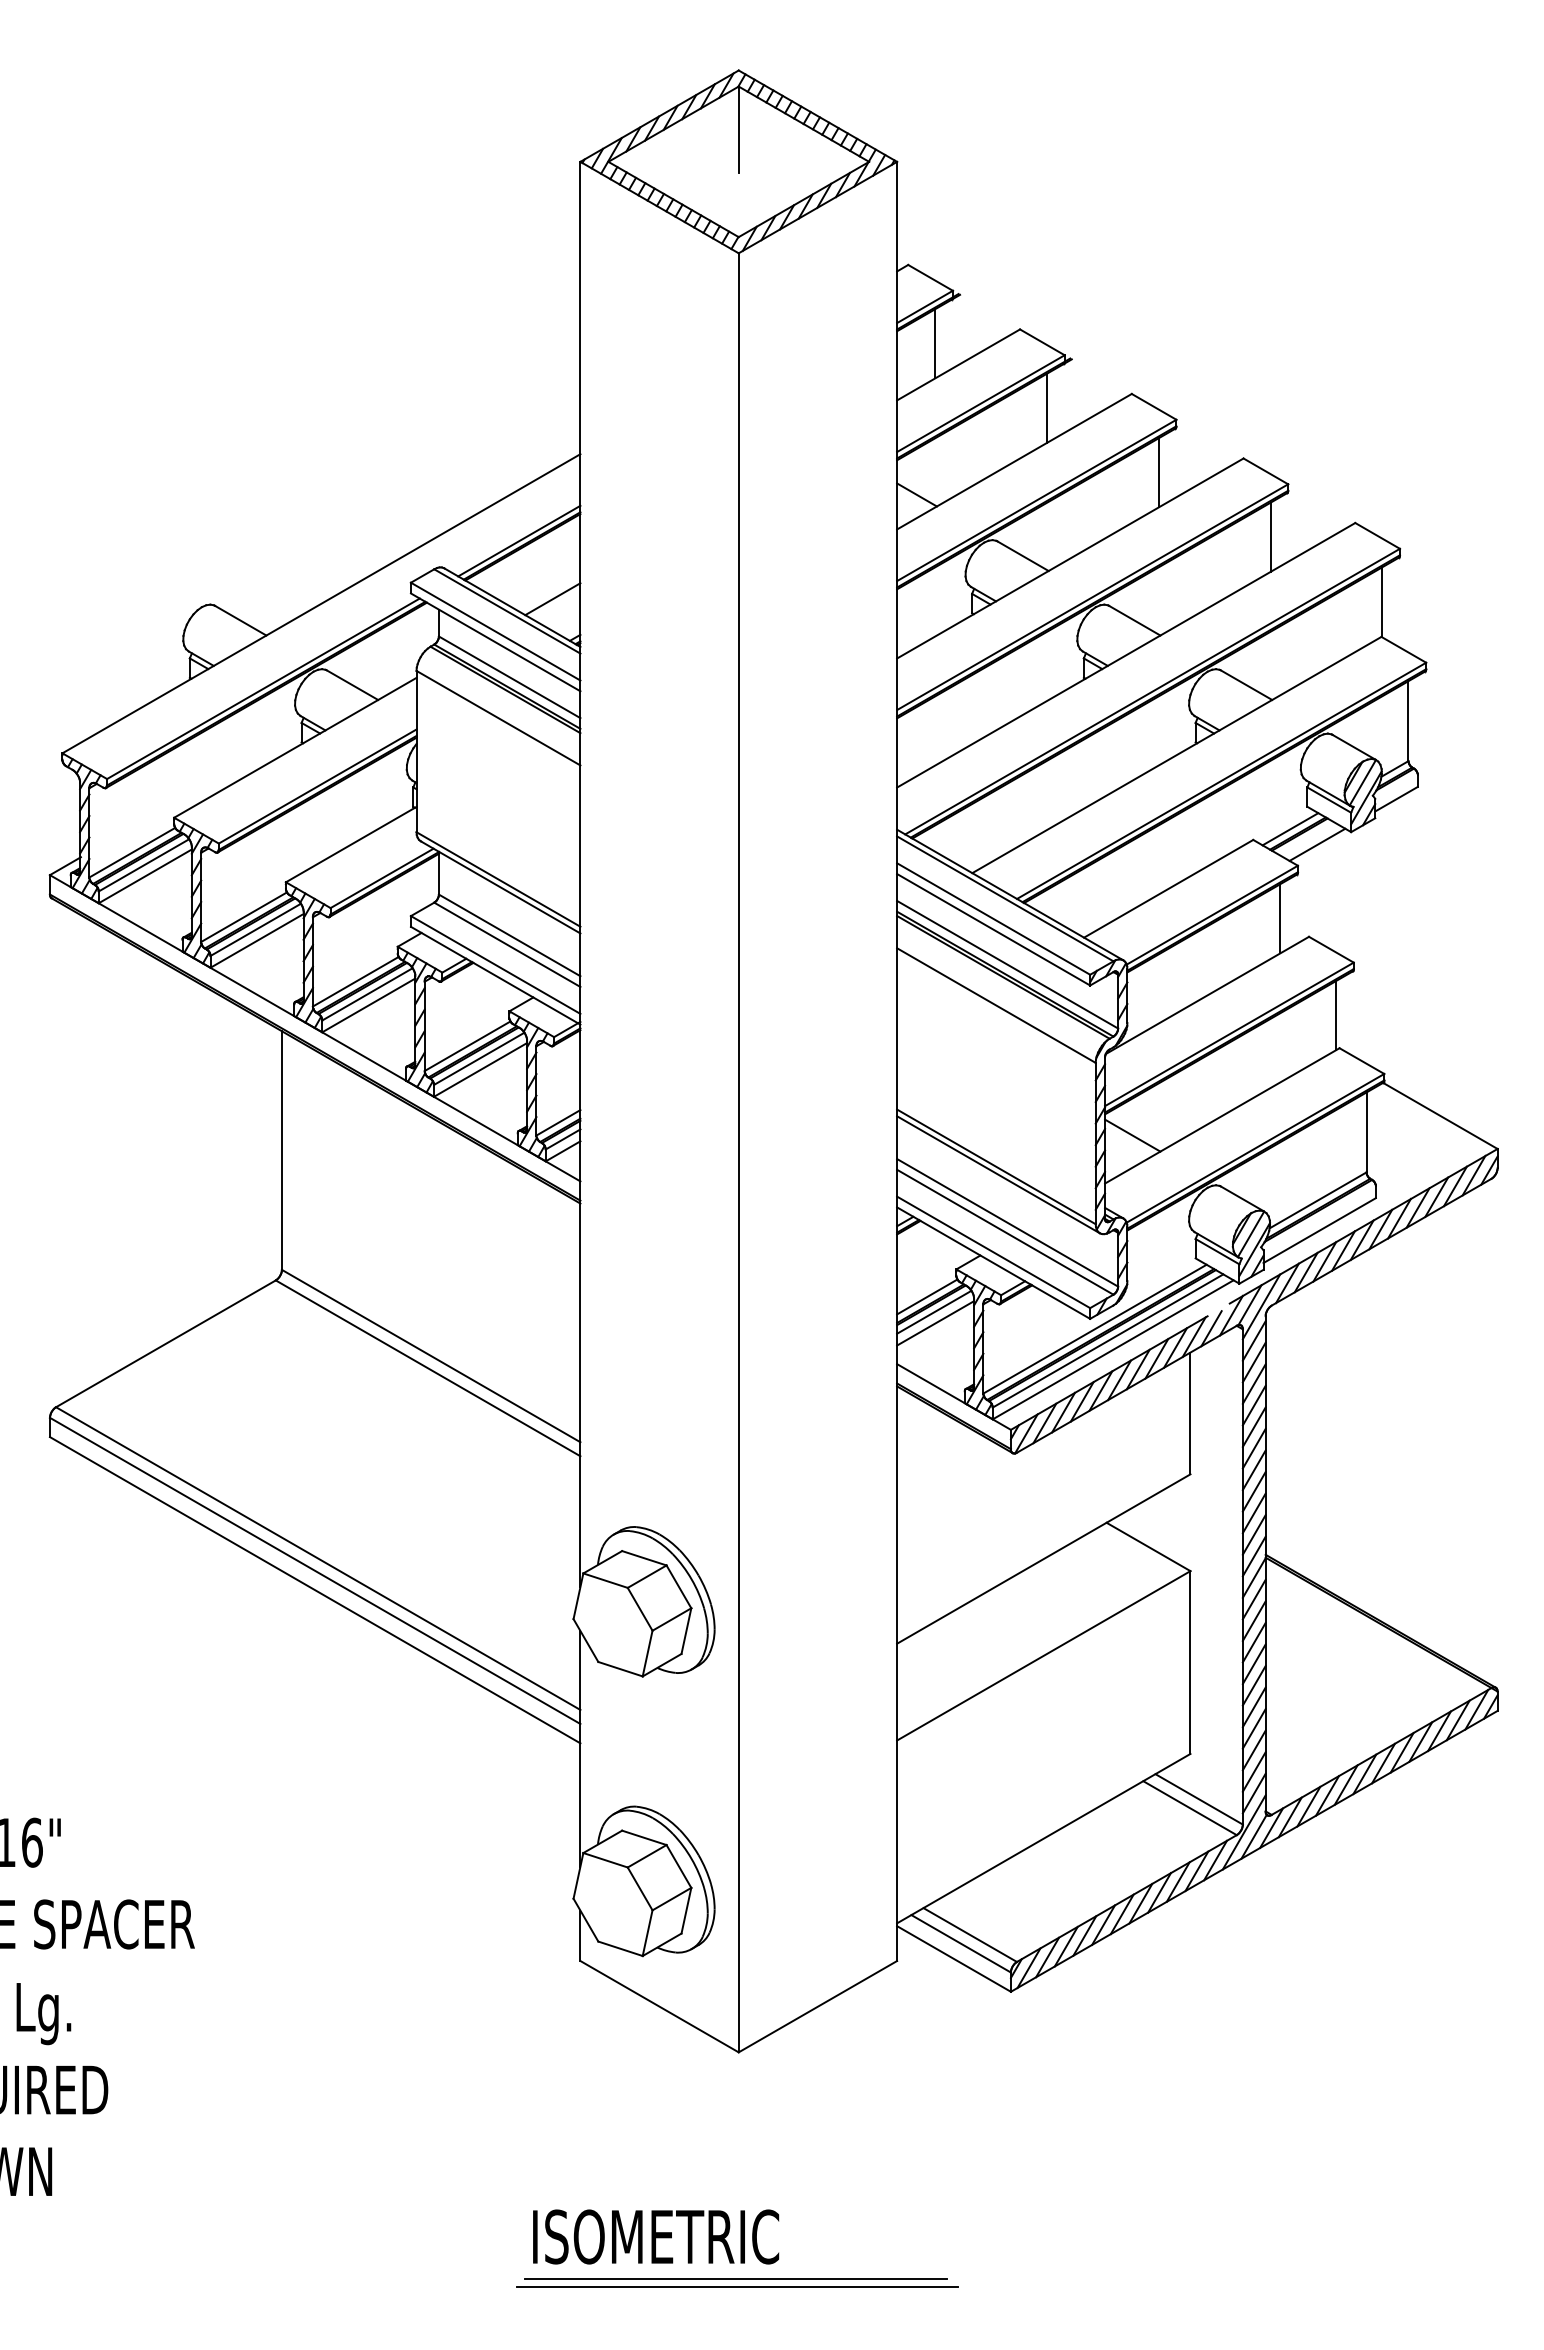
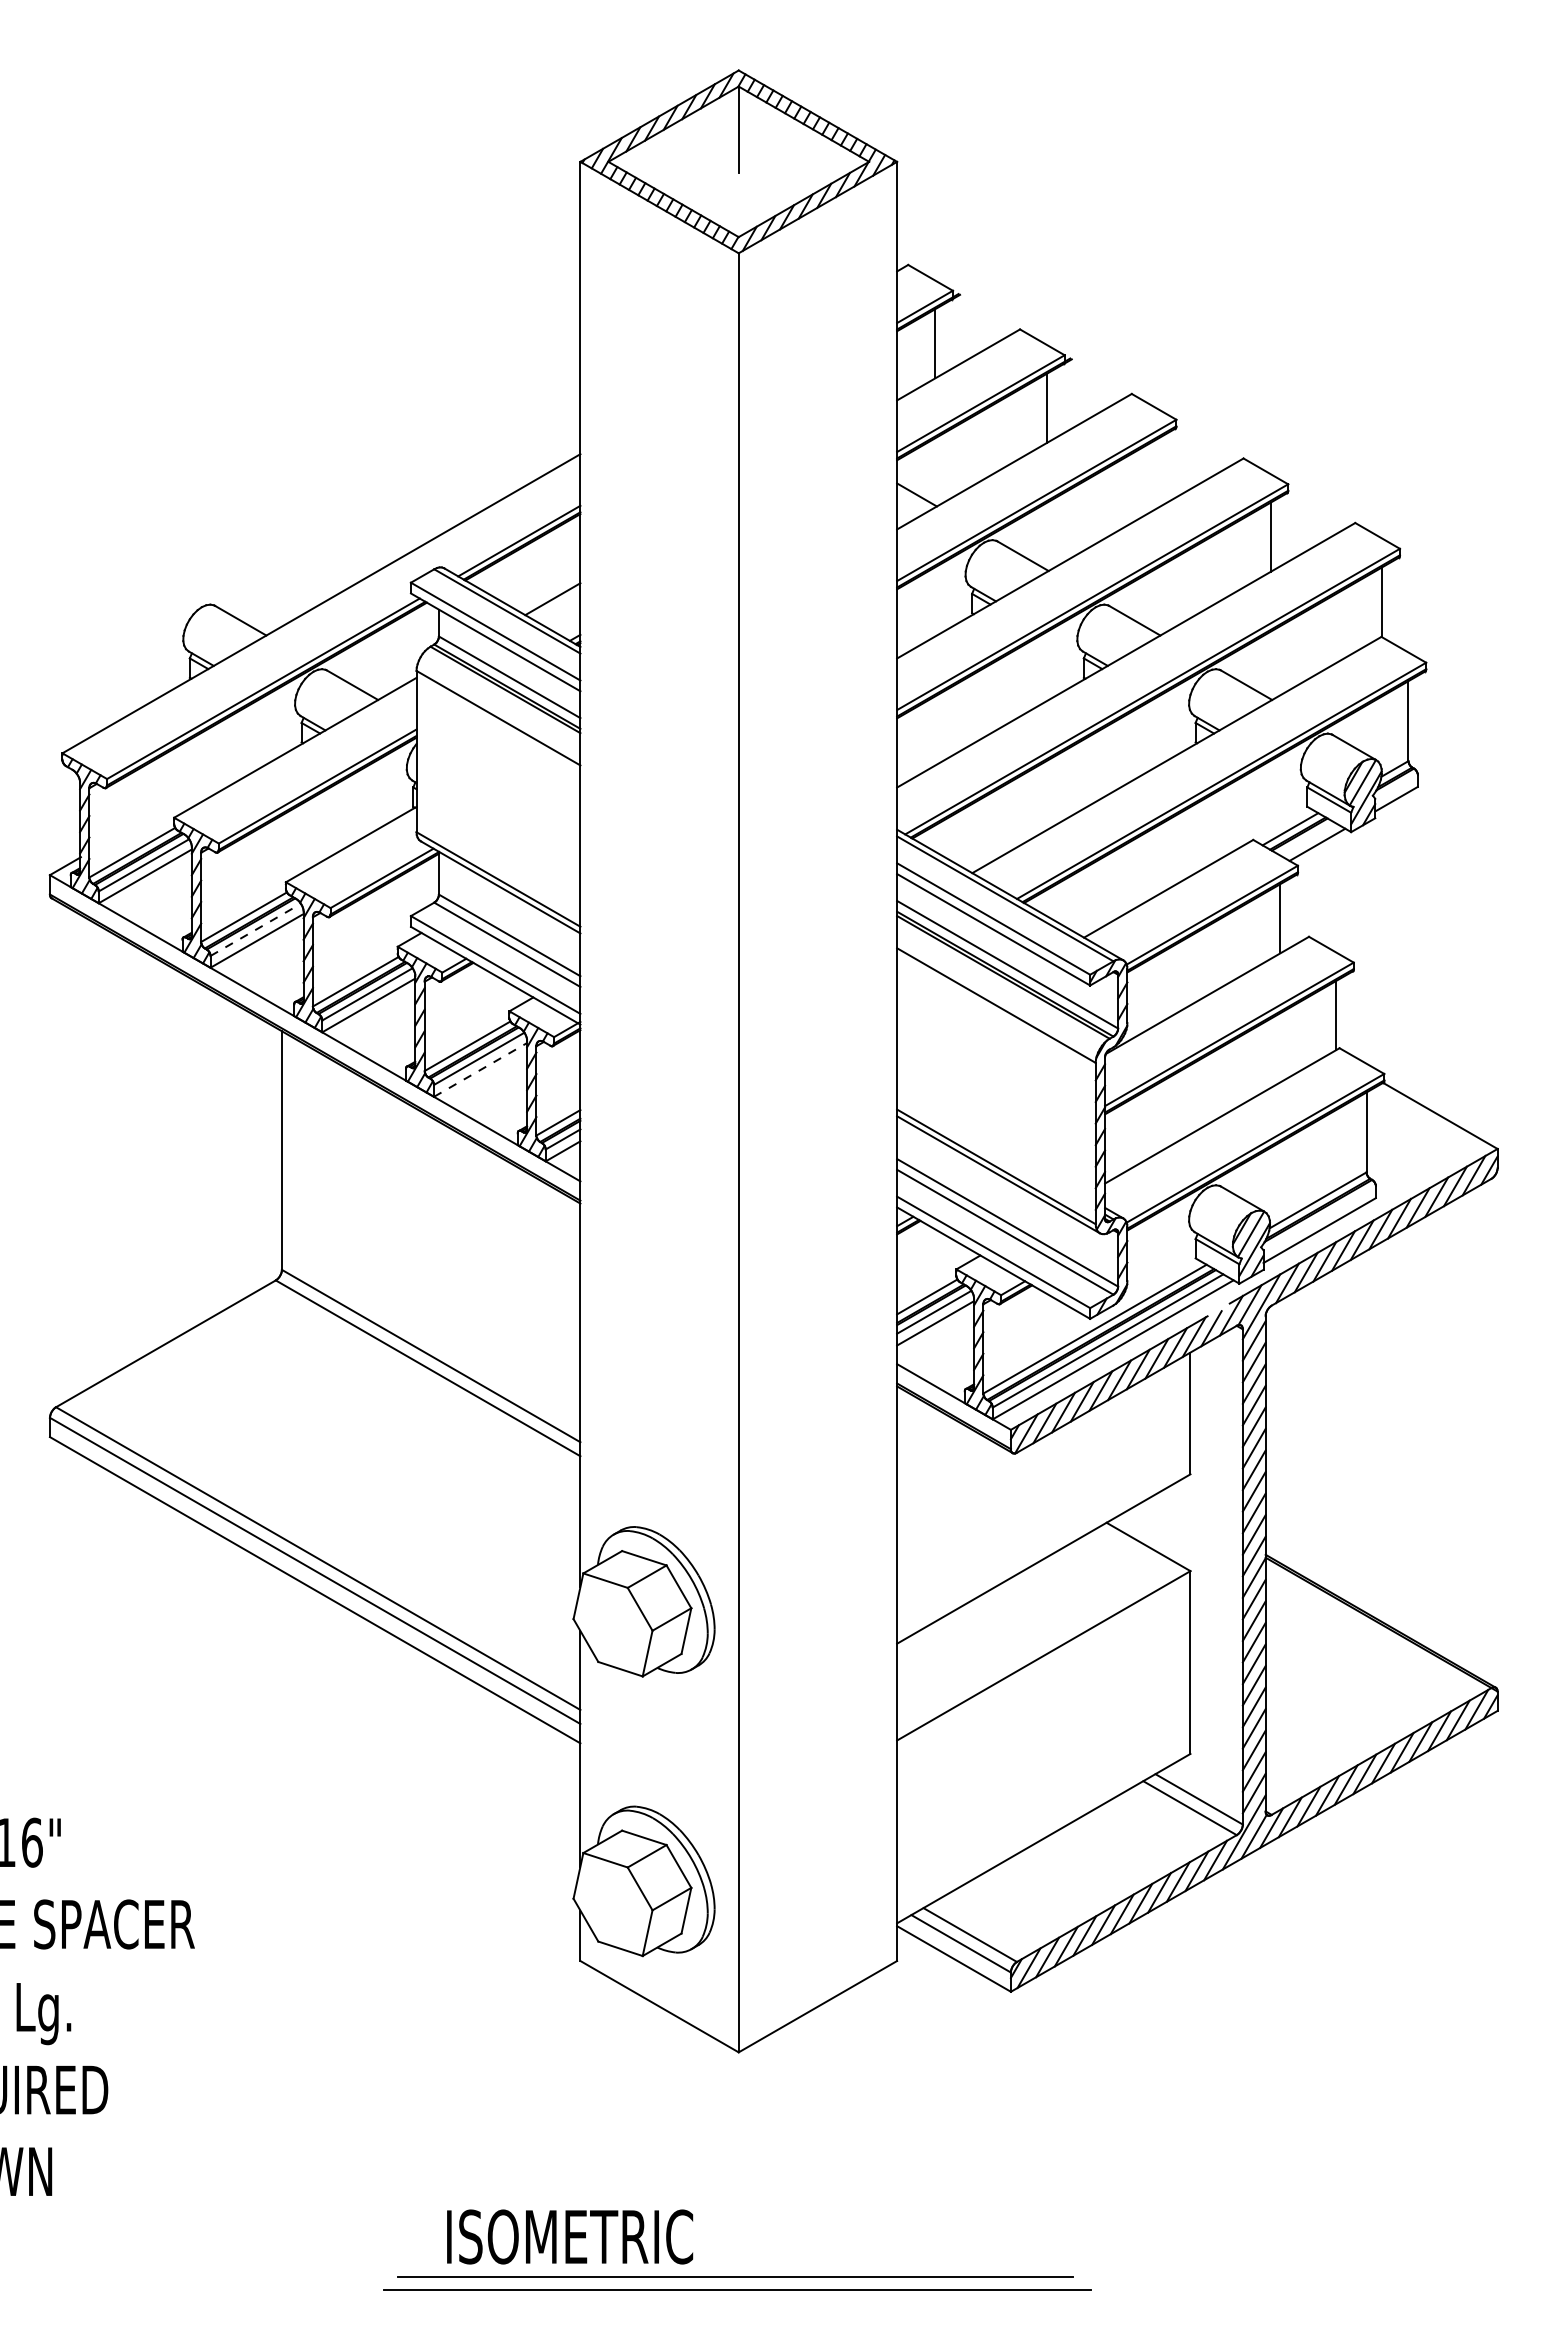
line: present -> none (1158, 472)
line: solid -> dashed (256, 929)
line: solid -> dashed (480, 1069)
line: present -> none (1132, 1135)
text position: (656, 2236) -> (570, 2236) (570, 2236)
part size: 443x10 px -> 709x15 px (737, 2283)
